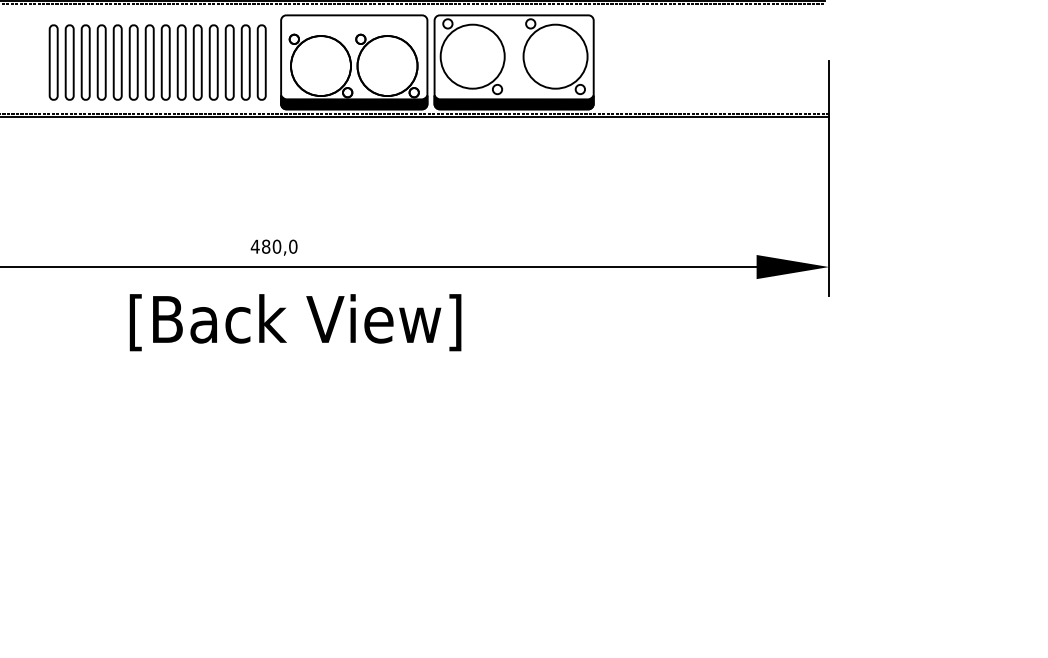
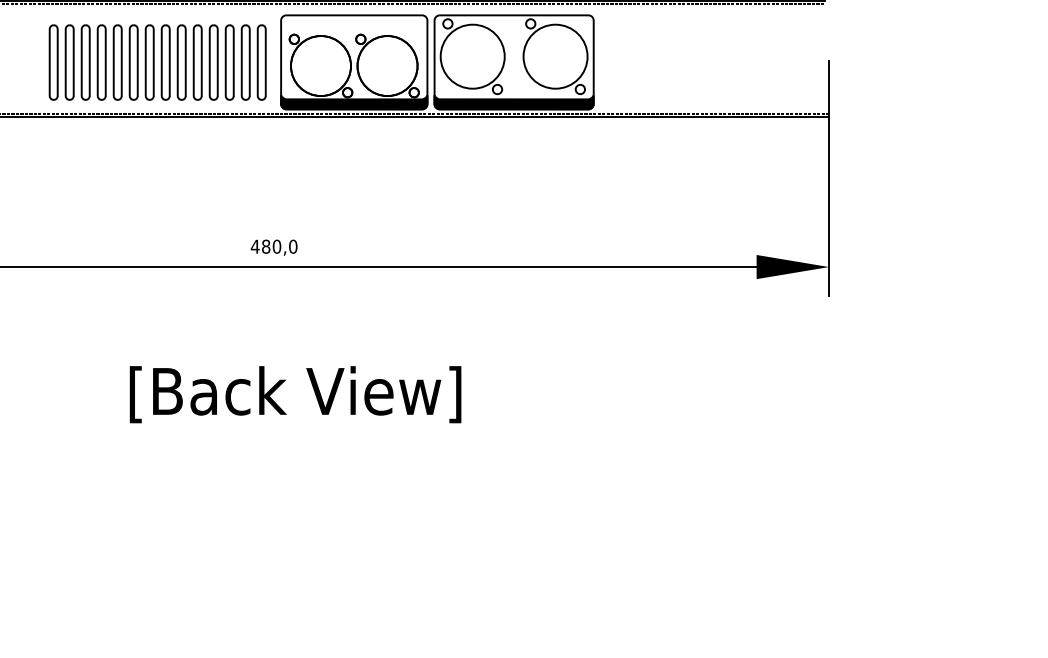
text position: (295, 322) -> (295, 394) (295, 394)
